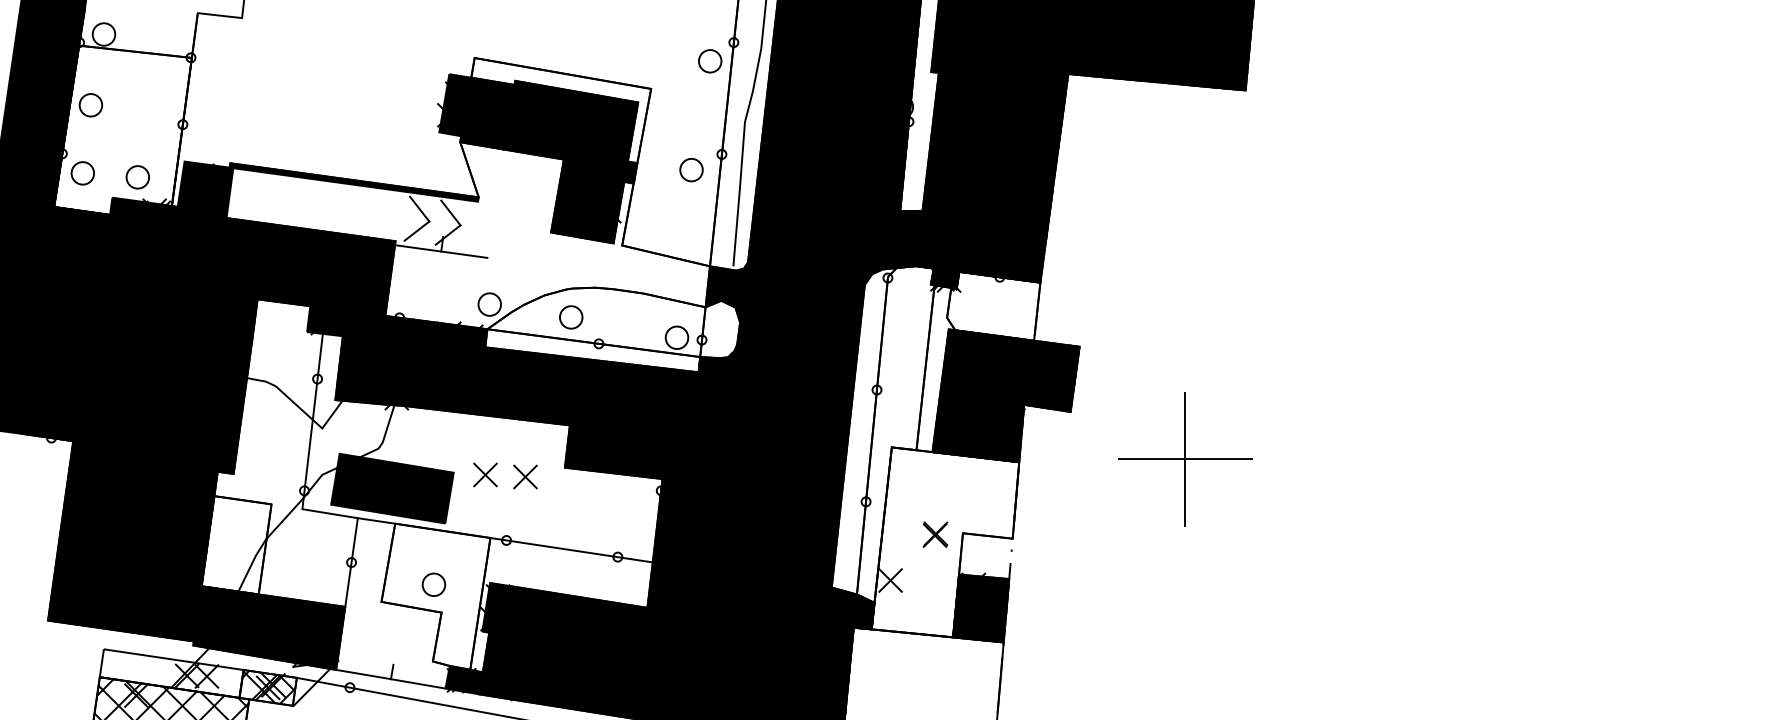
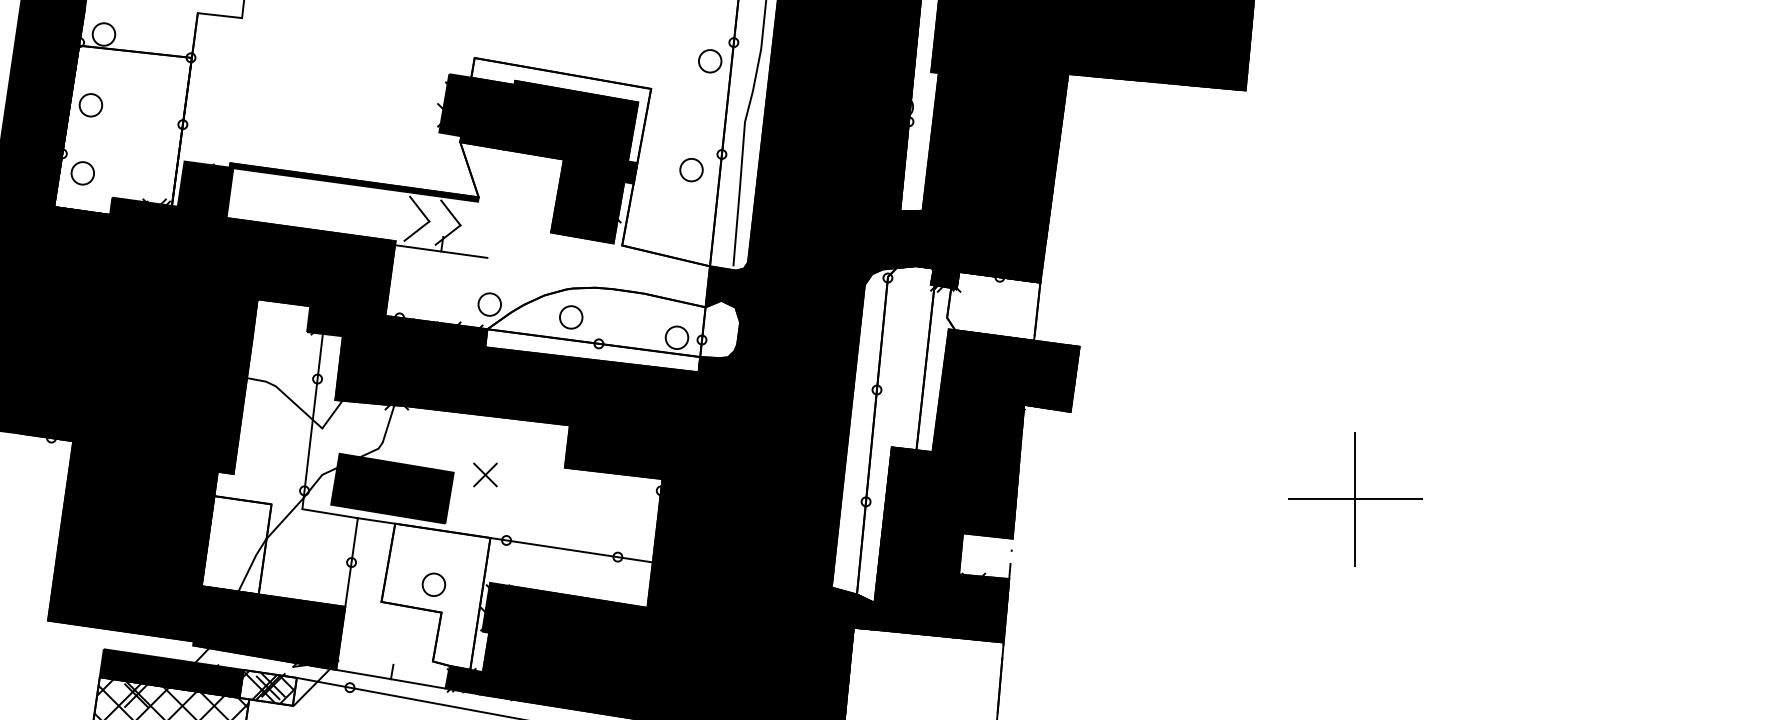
circle: present -> none (137, 177)
part position: (1185, 459) -> (1355, 499) (1355, 499)
part: present -> none (525, 476)
fill: none -> present (945, 542)
fill: none -> present (171, 673)
